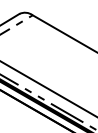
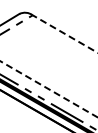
line: solid -> dashed (64, 33)
line: solid -> dashed (49, 89)
